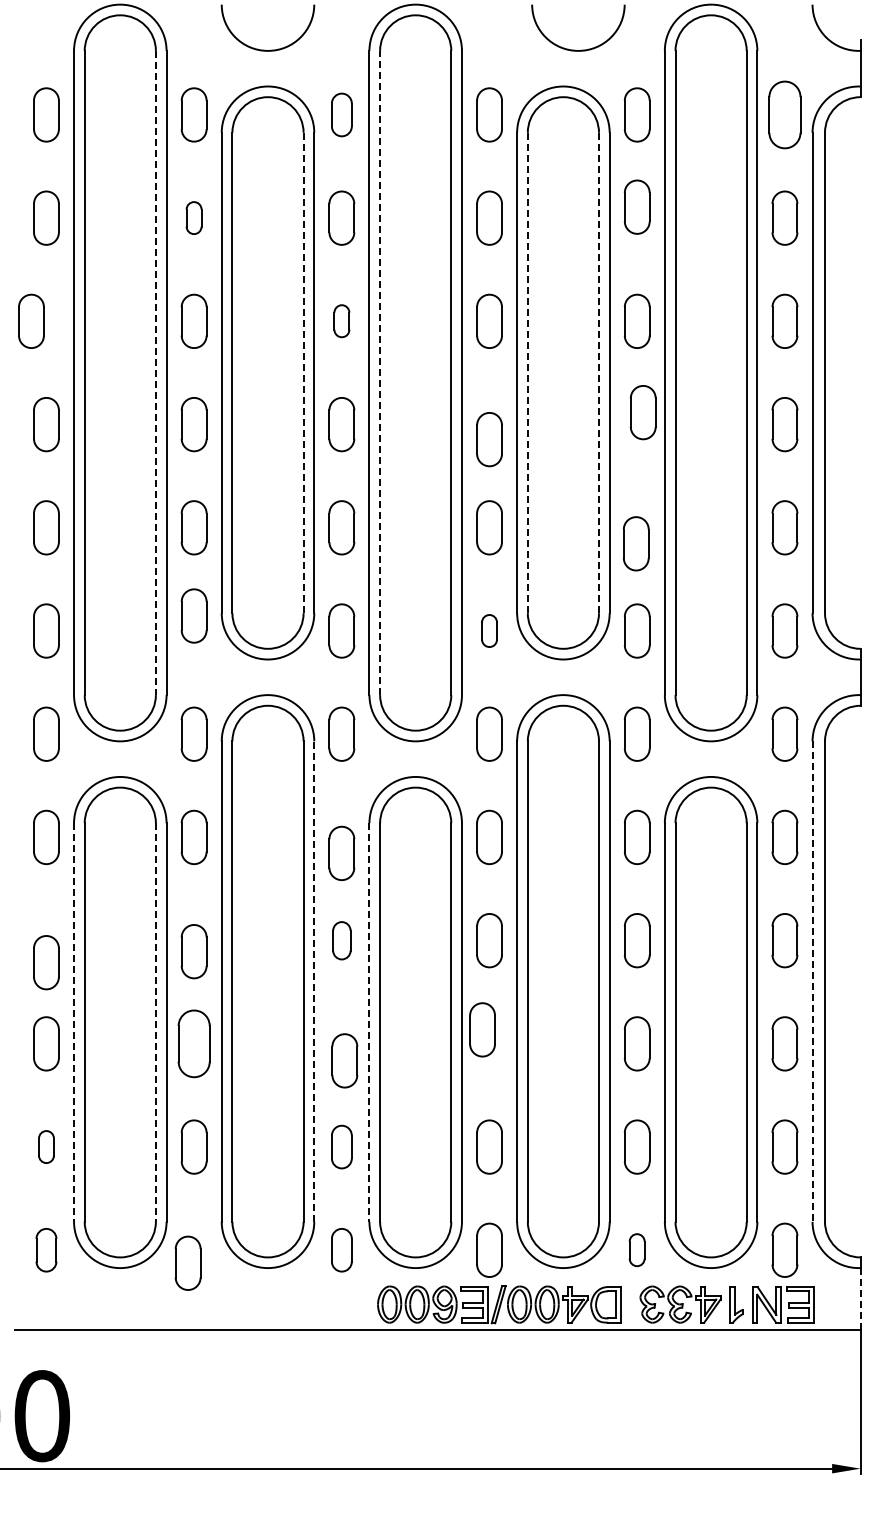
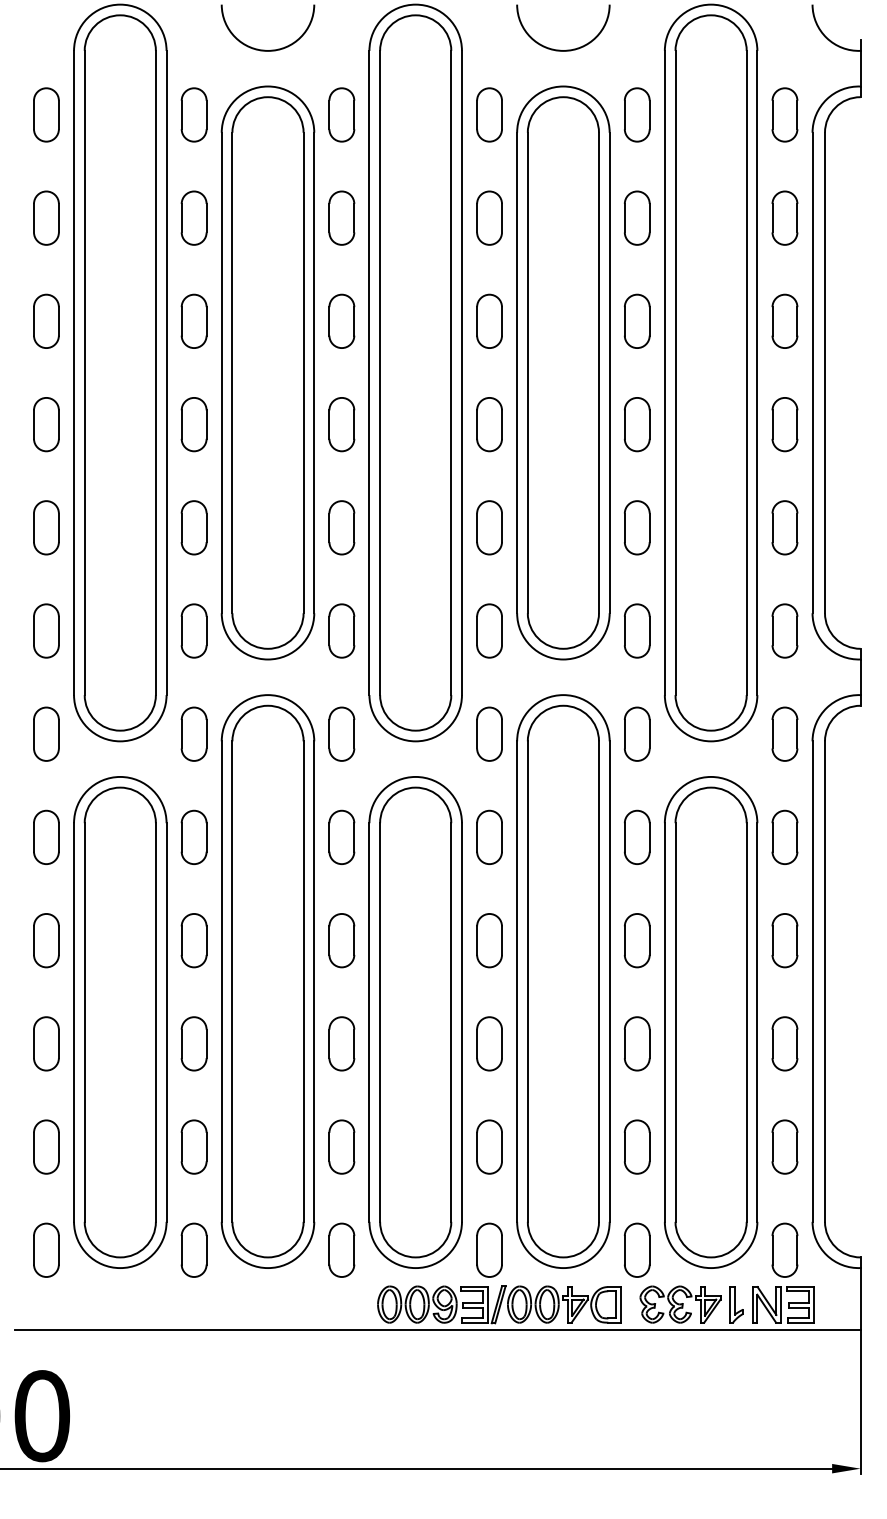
arc position: (575, 49) -> (560, 49) (560, 49)
part size: 22x46 px -> 28x56 px (341, 114)
part size: 34x70 px -> 28x56 px (784, 114)
part position: (636, 206) -> (636, 217) (636, 217)
part size: 18x34 px -> 28x56 px (193, 217)
part position: (31, 320) -> (46, 320) (46, 320)
part size: 18x35 px -> 28x56 px (341, 320)
line: dashed -> solid (380, 372)
line: dashed -> solid (527, 372)
line: dashed -> solid (155, 373)
line: dashed -> solid (303, 373)
line: dashed -> solid (599, 373)
part position: (642, 412) -> (636, 424) (636, 424)
part position: (489, 439) -> (489, 424) (489, 424)
part position: (635, 543) -> (636, 527) (636, 527)
part position: (193, 615) -> (193, 630) (193, 630)
part size: 17x34 px -> 27x56 px (489, 630)
part position: (341, 852) -> (341, 836) (341, 836)
part size: 20x40 px -> 28x56 px (341, 940)
part position: (193, 951) -> (193, 940) (193, 940)
part position: (46, 962) -> (46, 940) (46, 940)
line: dashed -> solid (314, 981)
line: dashed -> solid (812, 982)
line: dashed -> solid (74, 1023)
line: dashed -> solid (155, 1023)
line: dashed -> solid (369, 1023)
part position: (482, 1029) -> (489, 1043) (489, 1043)
part size: 34x70 px -> 28x56 px (193, 1043)
part position: (344, 1060) -> (341, 1043) (341, 1043)
part size: 17x34 px -> 27x56 px (46, 1146)
part size: 22x46 px -> 28x56 px (341, 1146)
part size: 23x45 px -> 27x56 px (46, 1249)
part size: 22x45 px -> 28x56 px (341, 1249)
part size: 18x35 px -> 28x56 px (636, 1249)
part position: (187, 1262) -> (193, 1249) (193, 1249)
line: dashed -> solid (860, 1299)
